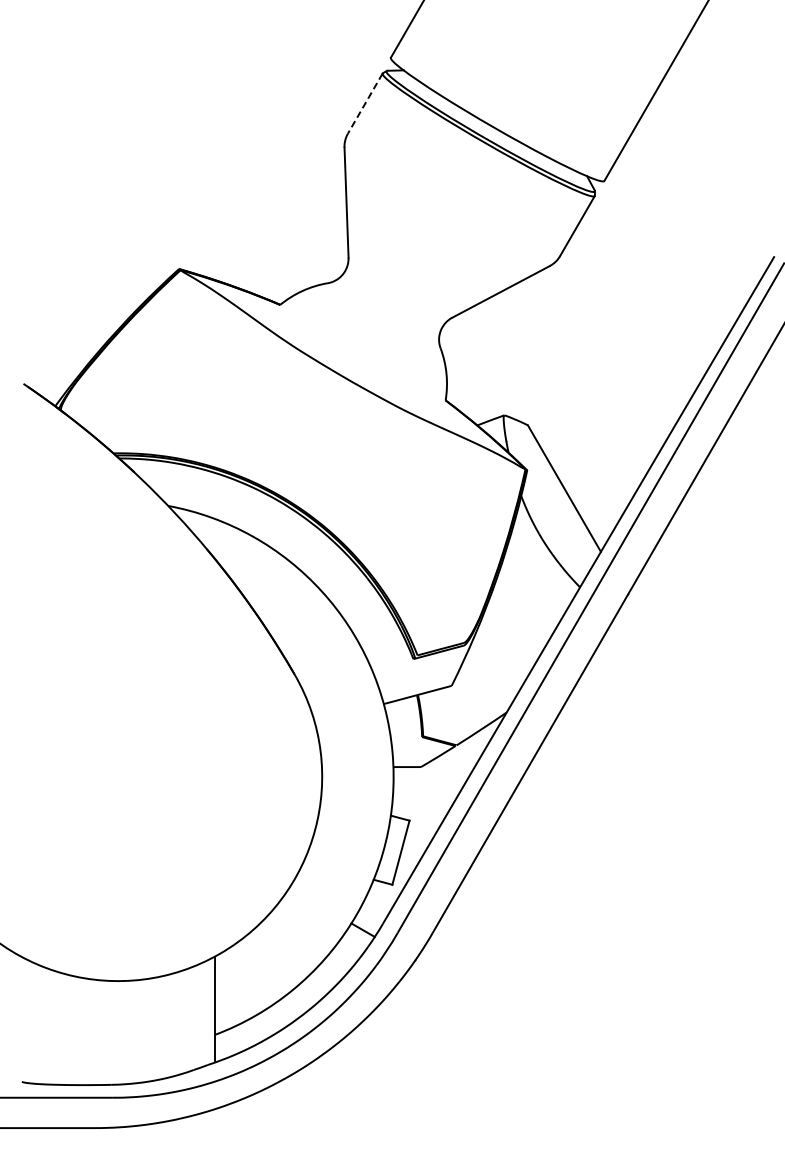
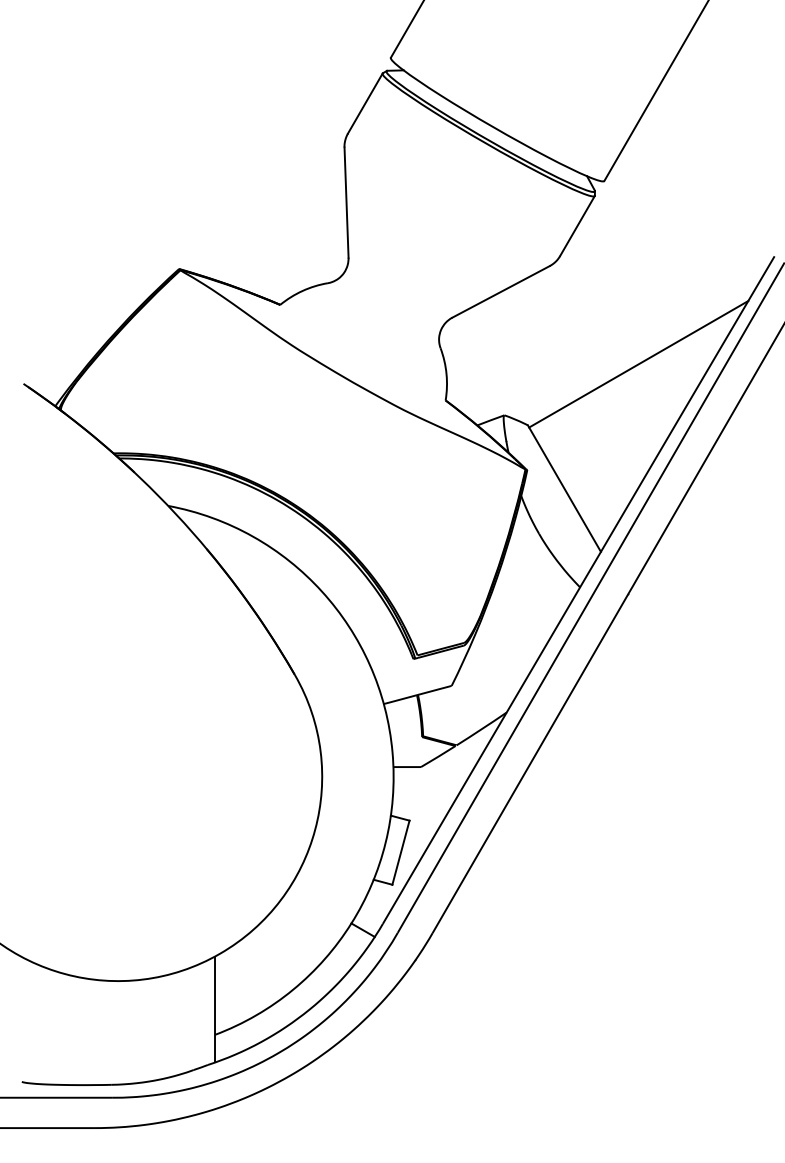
line: dashed -> solid (365, 103)
line: none -> present (638, 364)
